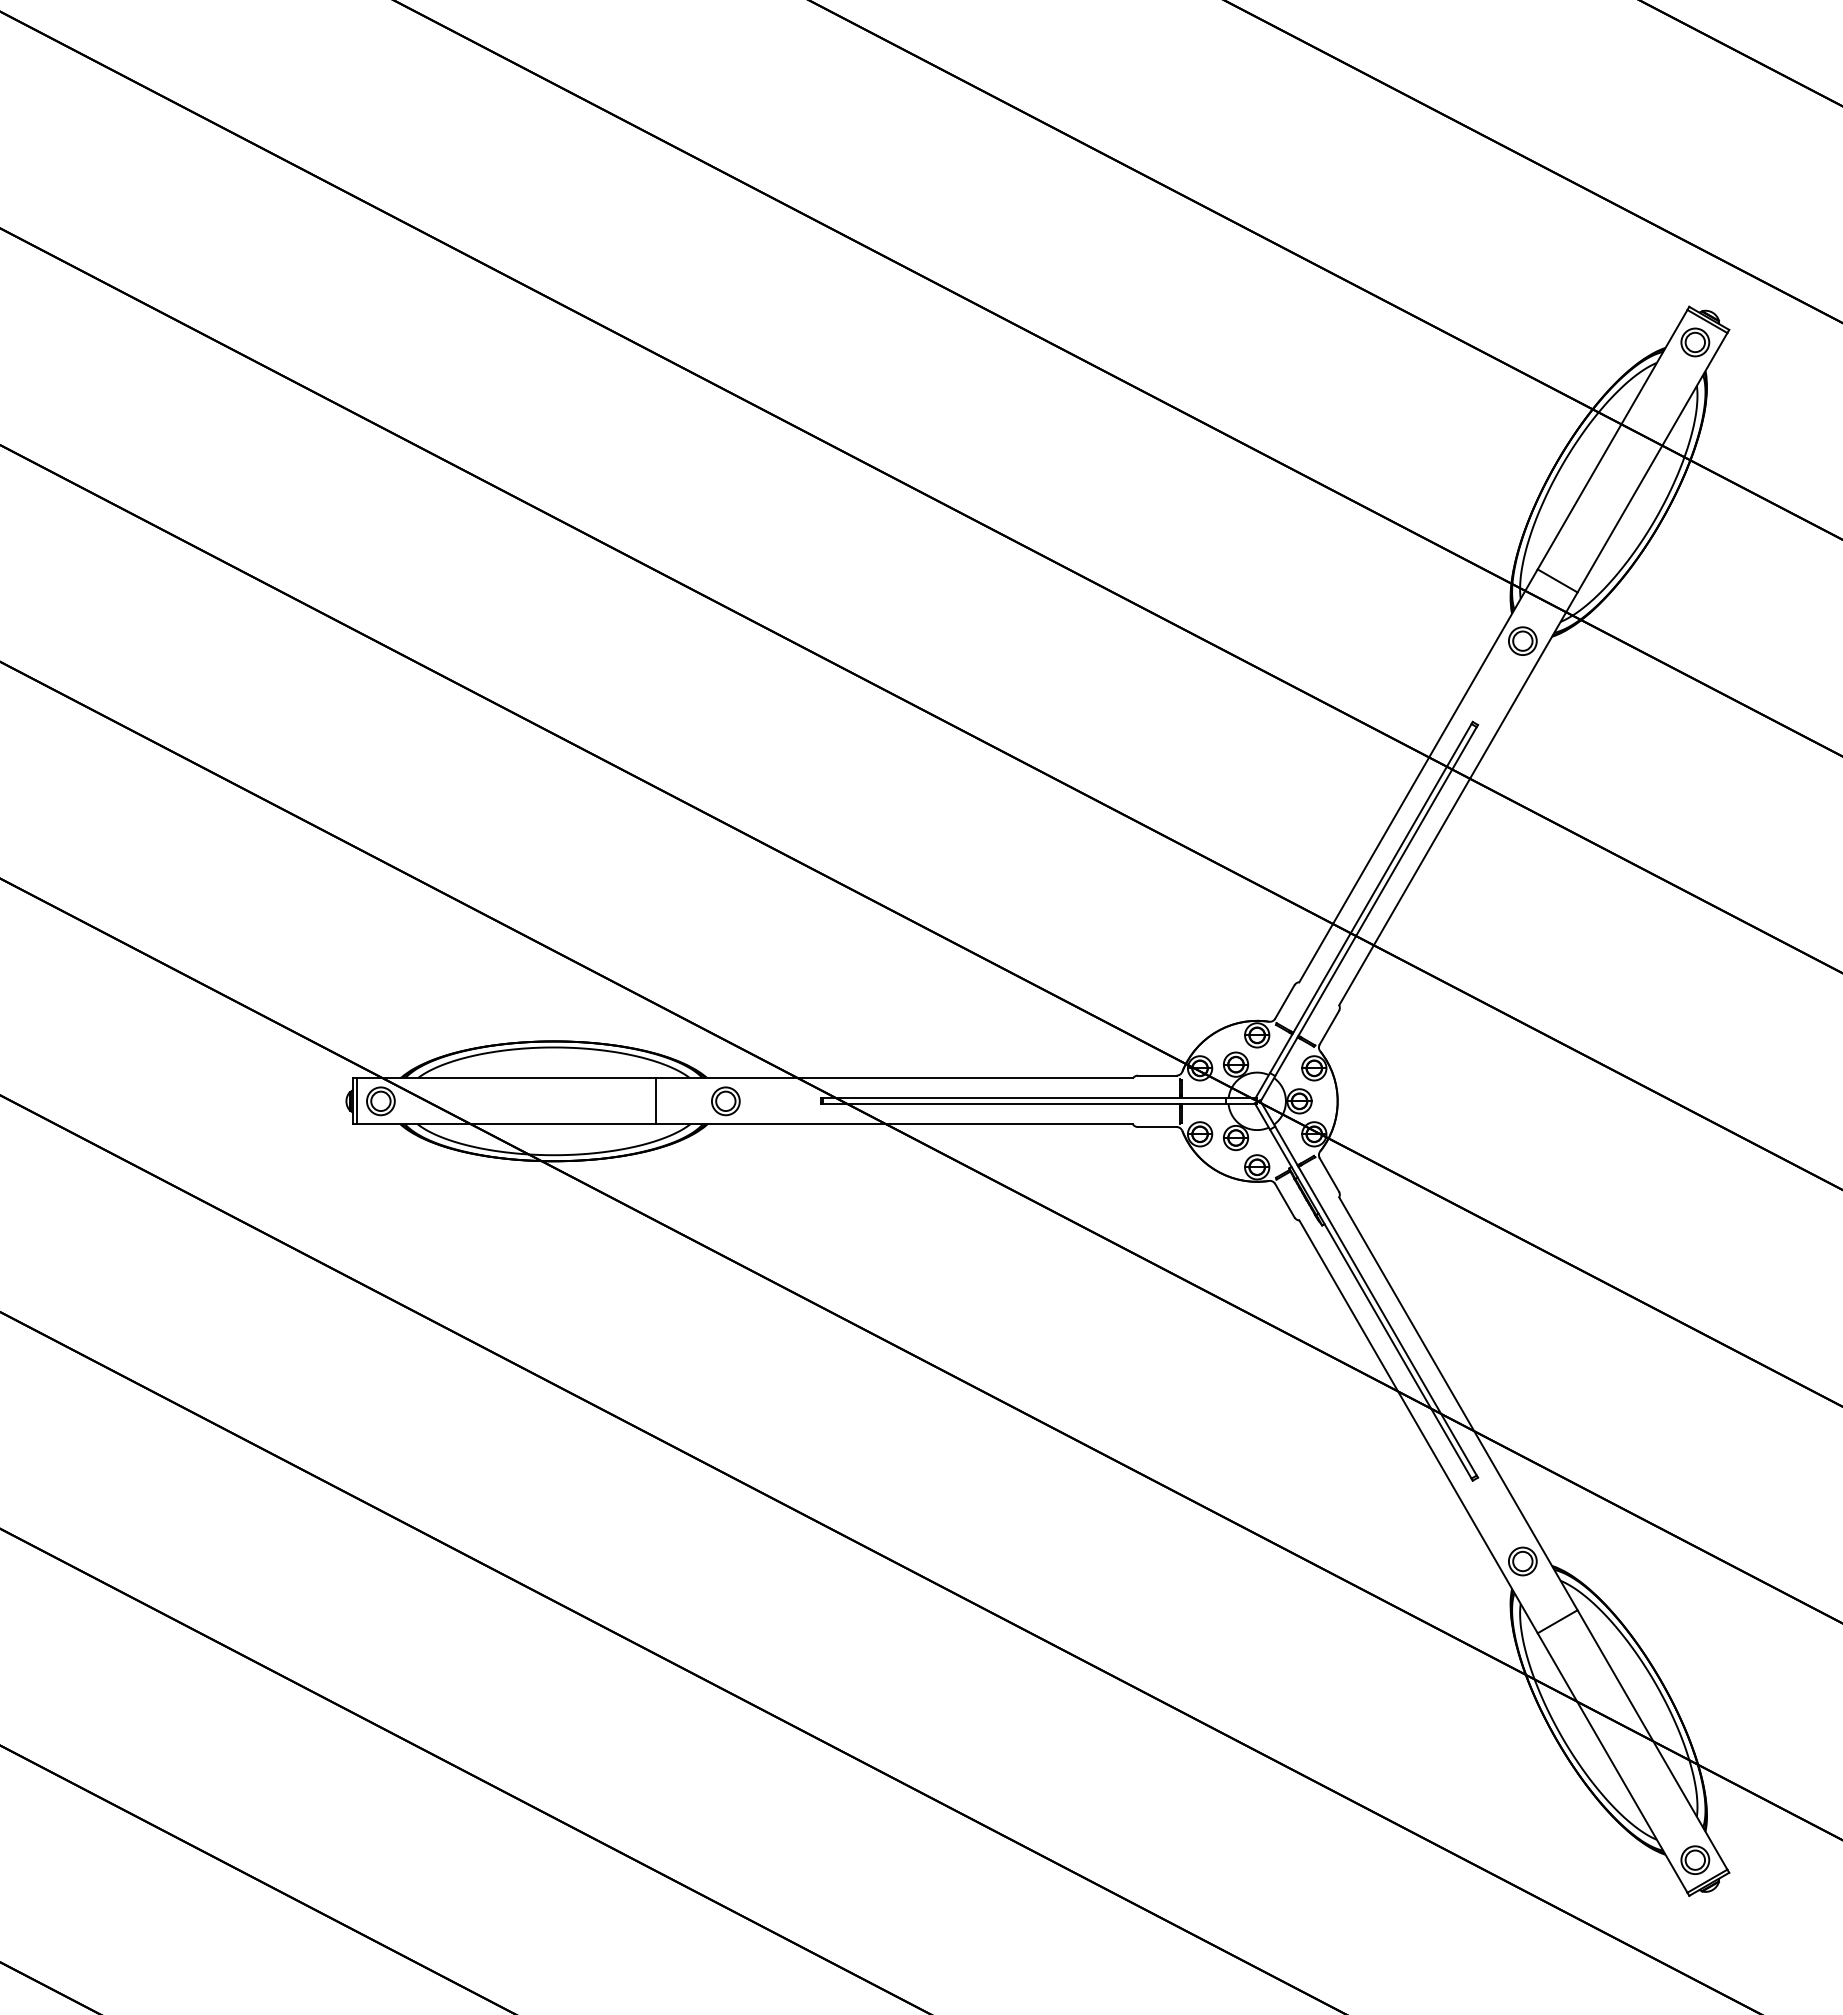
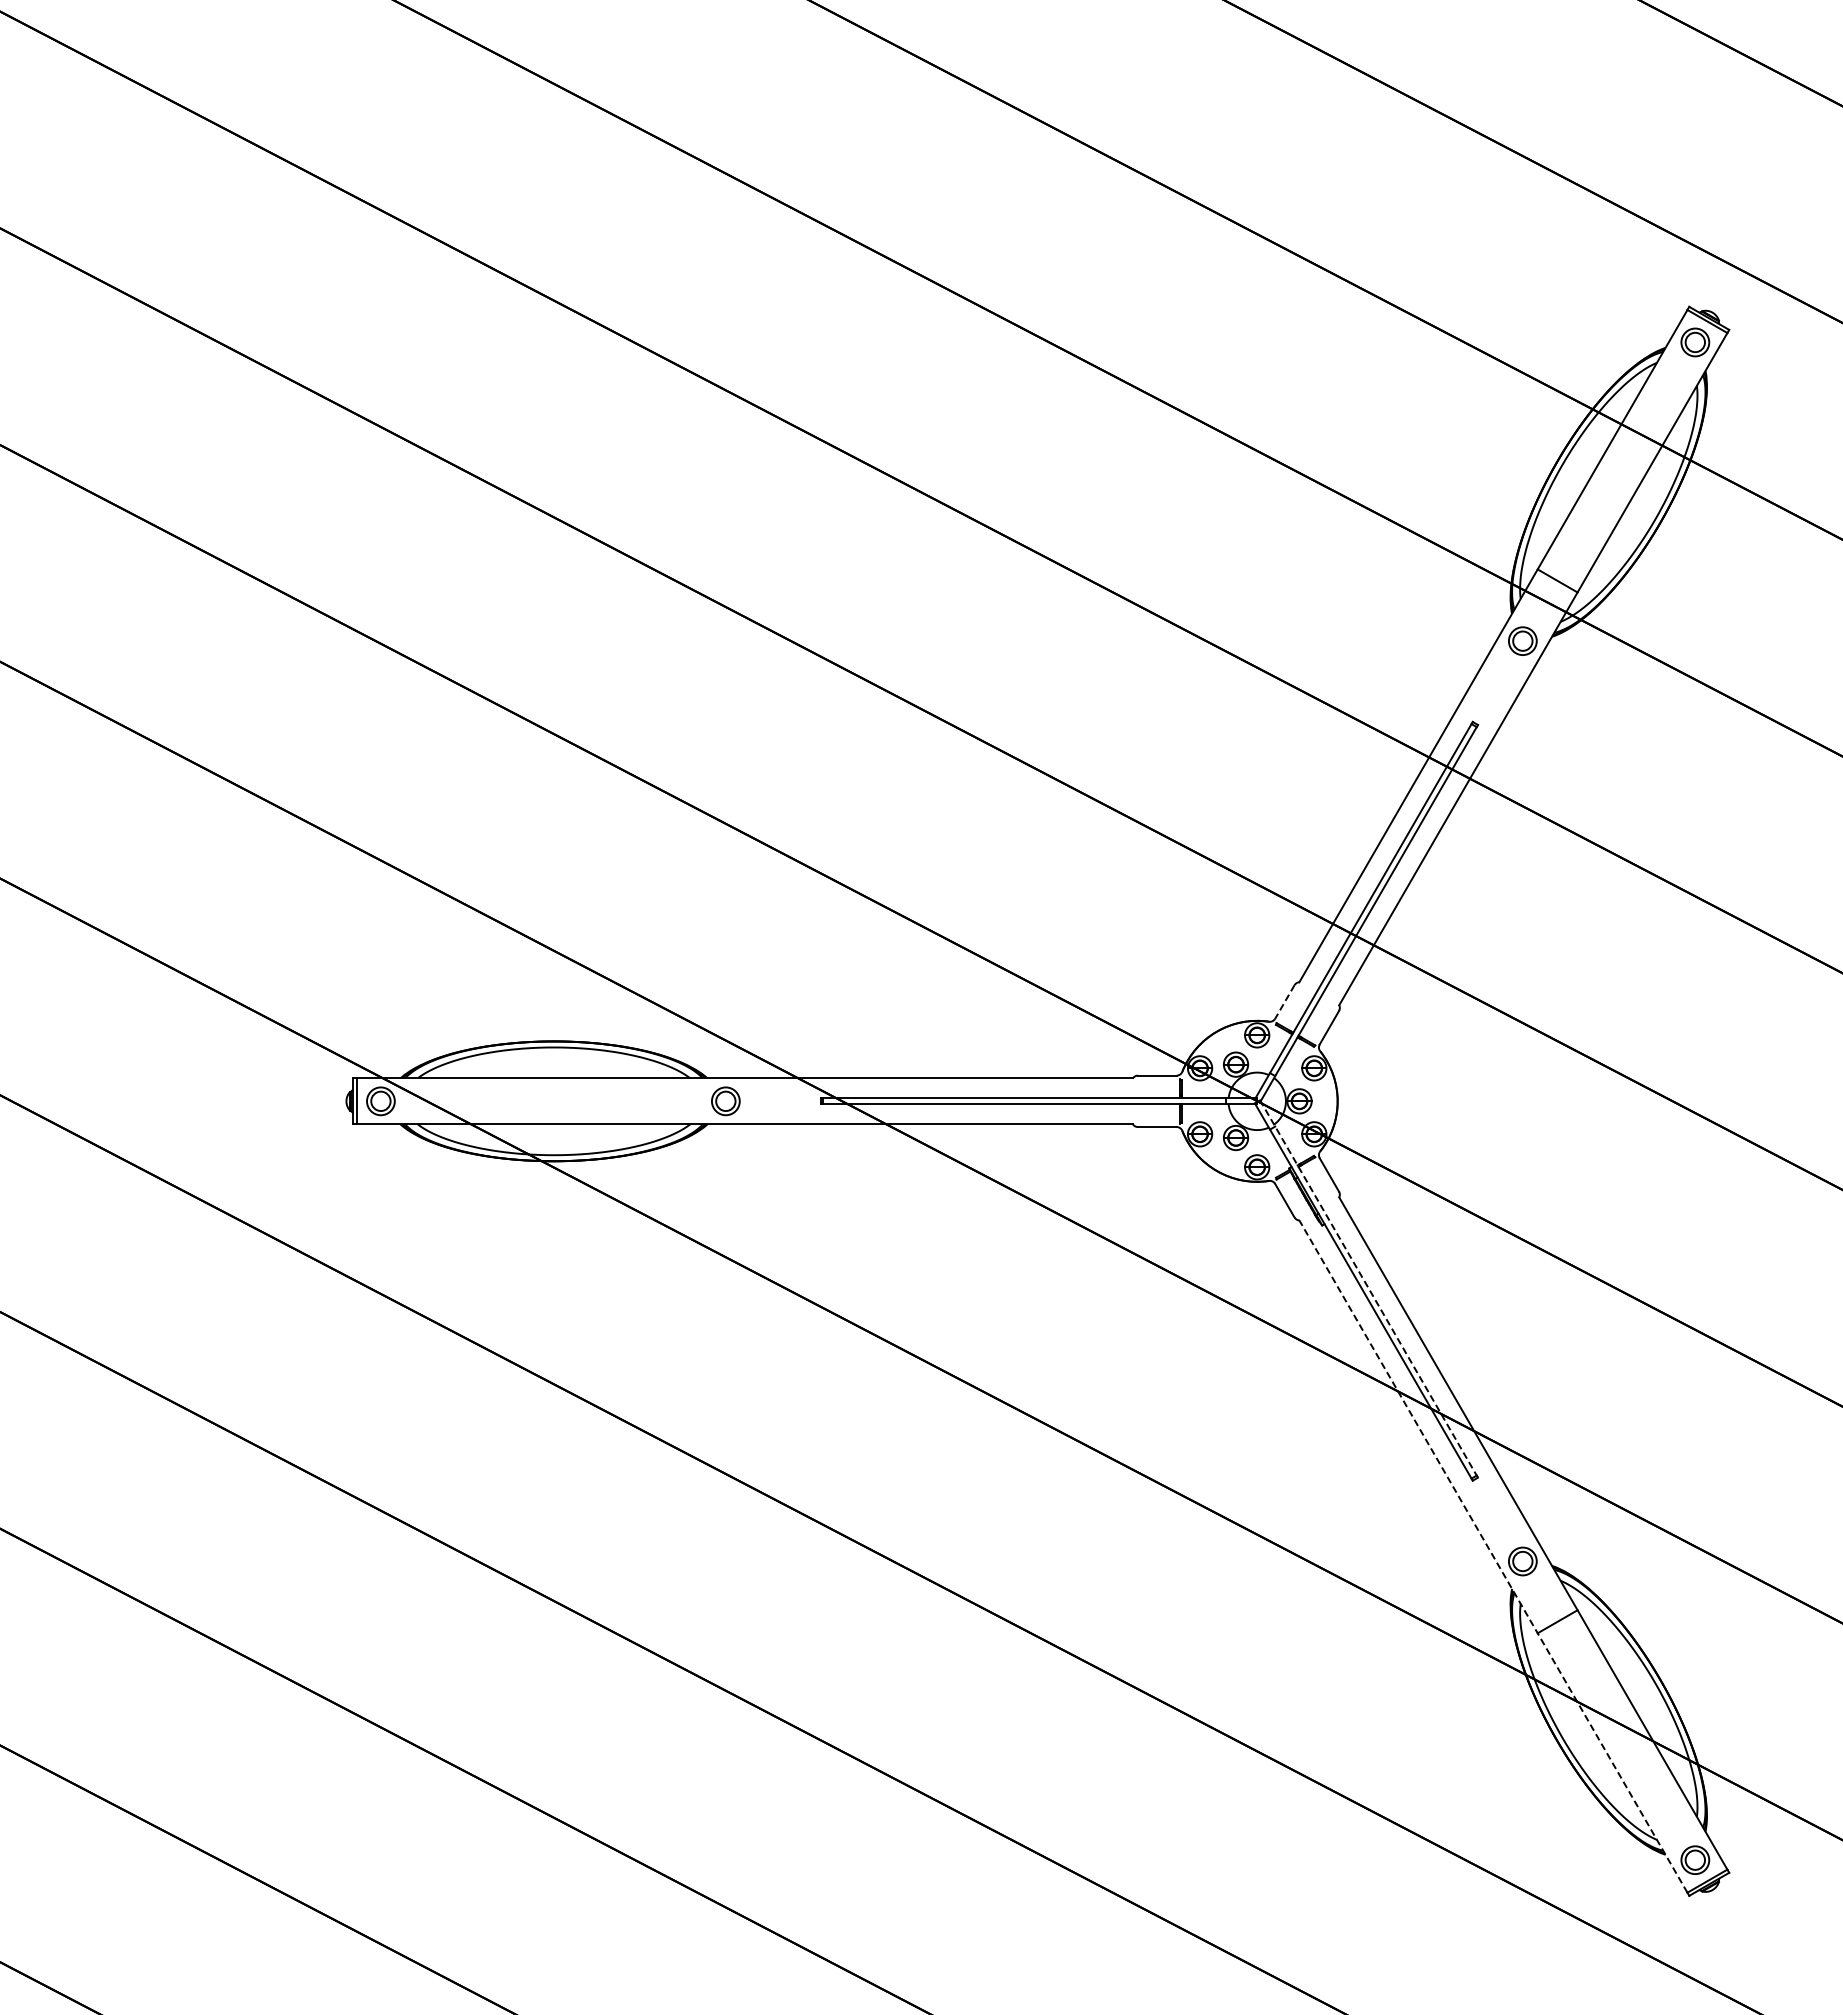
line: solid -> dashed (1284, 1002)
line: present -> none (656, 1101)
line: solid -> dashed (1369, 1289)
line: solid -> dashed (1493, 1556)
